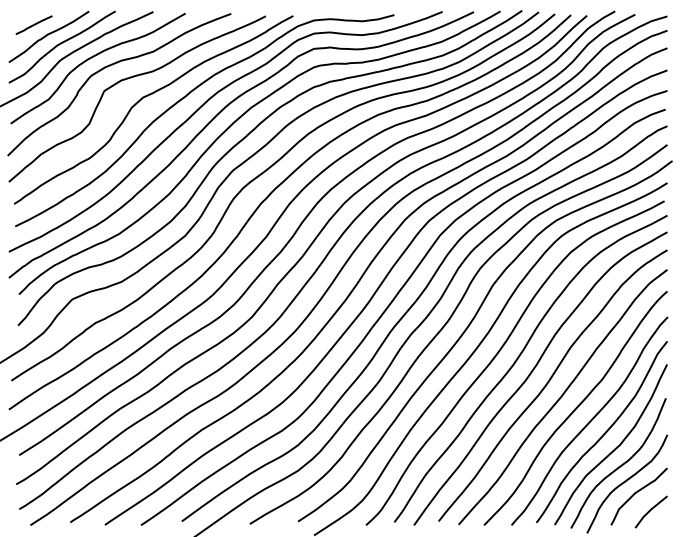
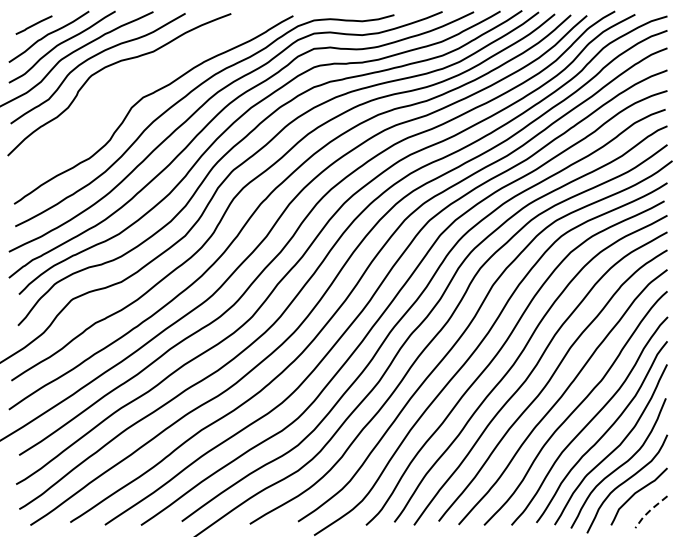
curve: present -> none (131, 78)
line: solid -> dashed (649, 511)
